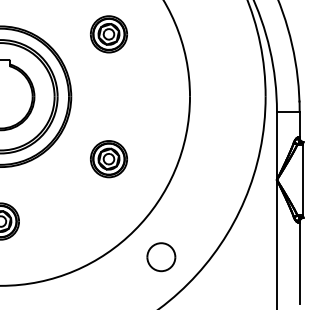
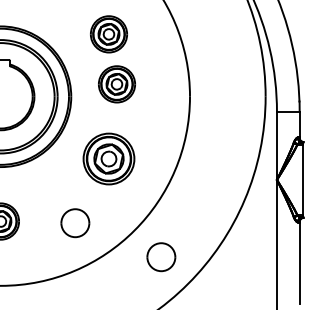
part: none -> present (116, 84)
part size: 38x39 px -> 54x54 px (108, 158)
part: none -> present (75, 223)
